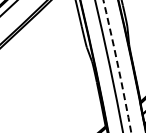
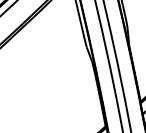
circle: dashed -> solid (117, 66)
